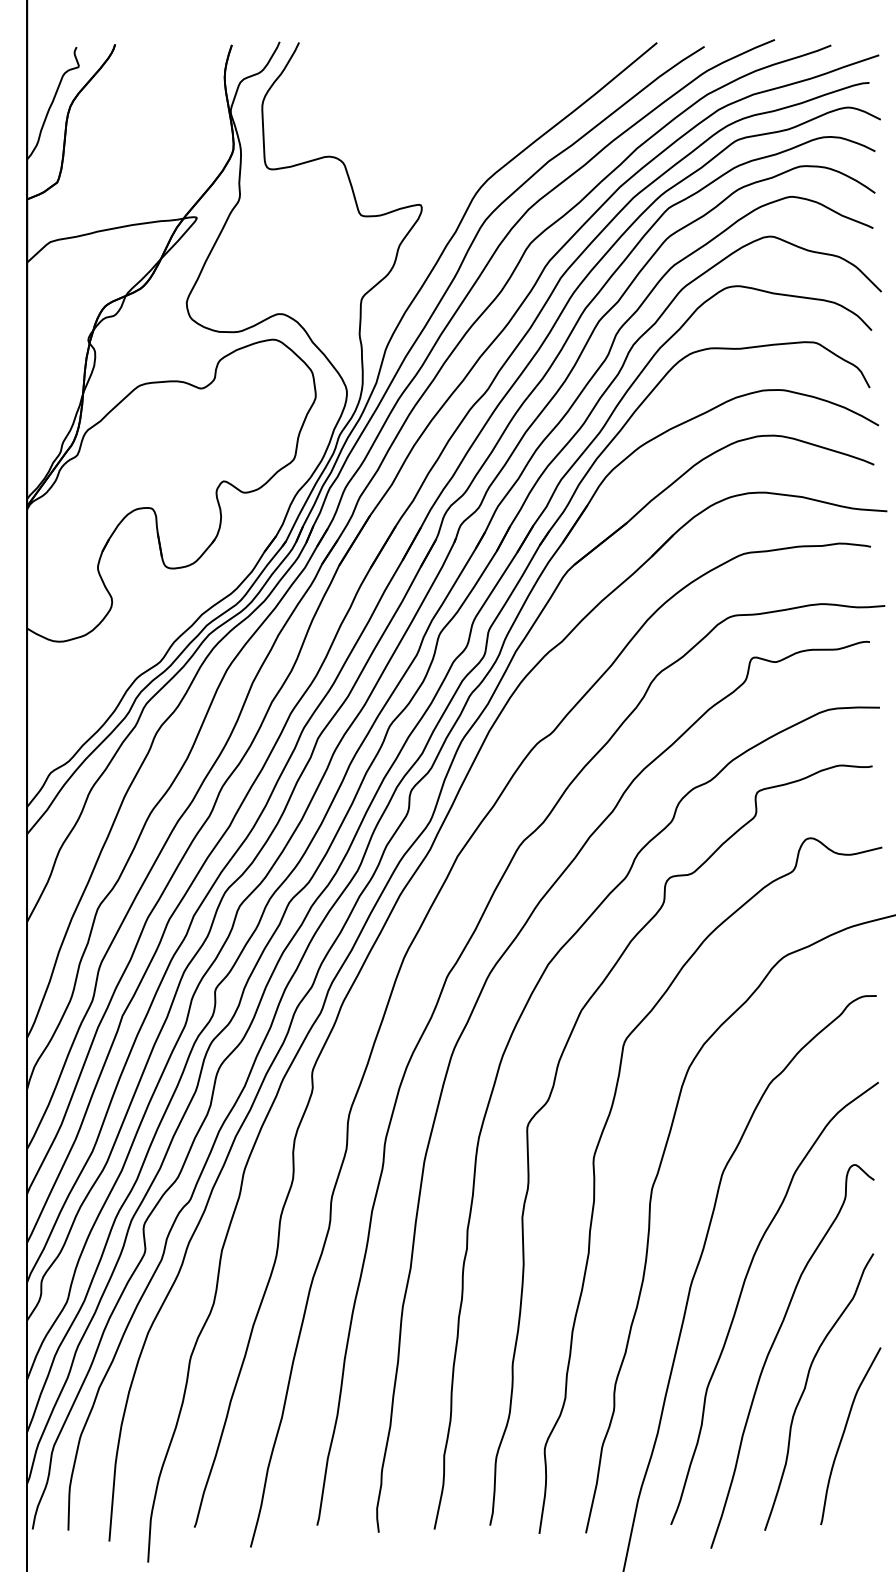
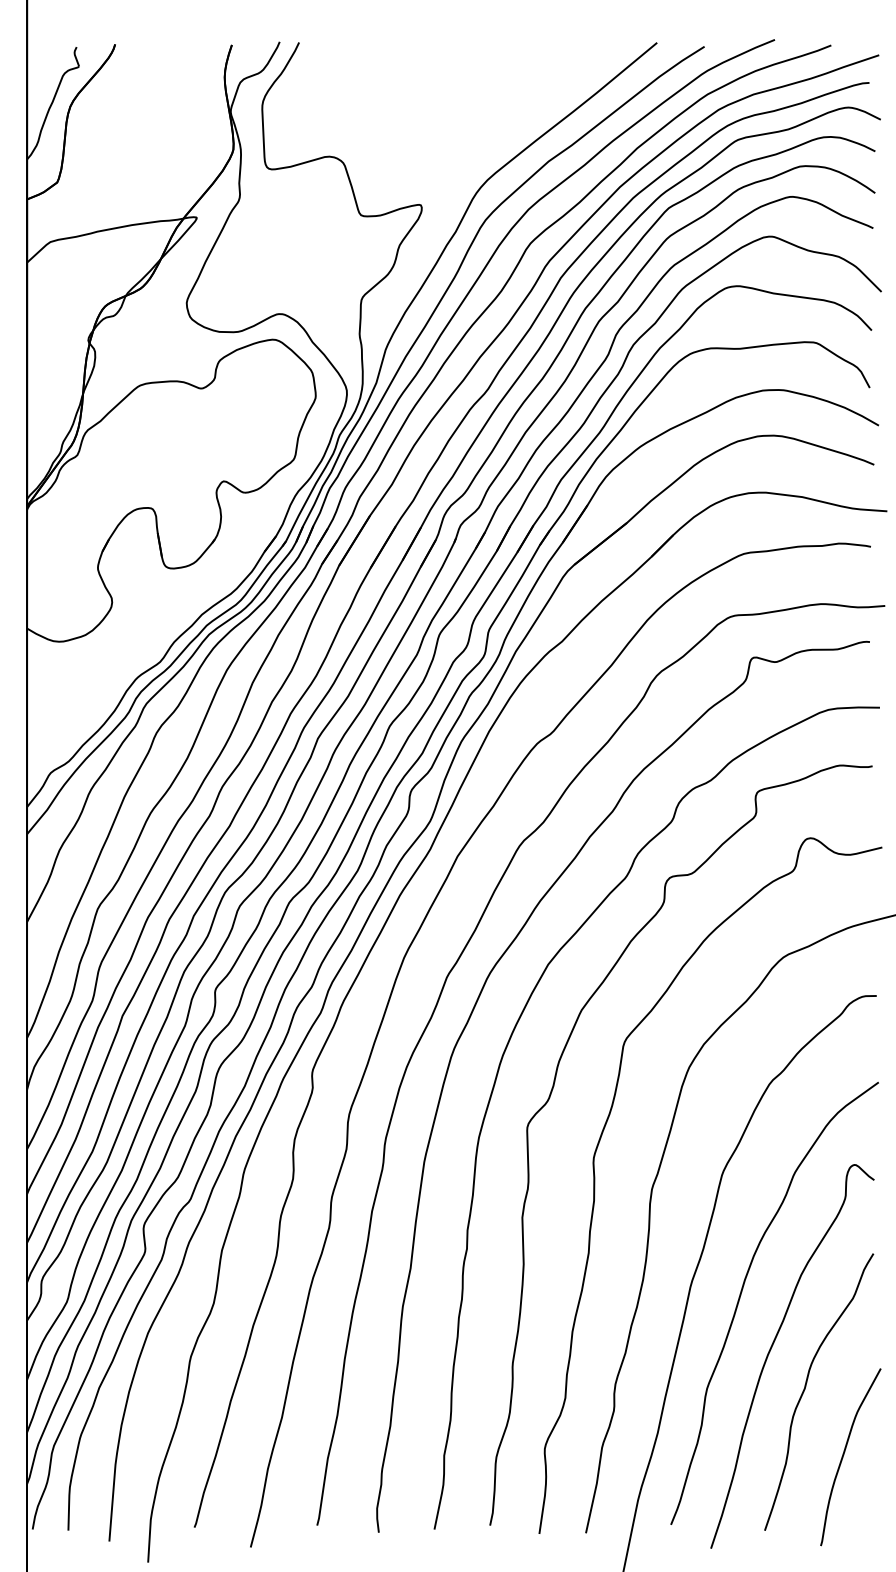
curve position: (844, 1434) -> (844, 1455) (844, 1455)
